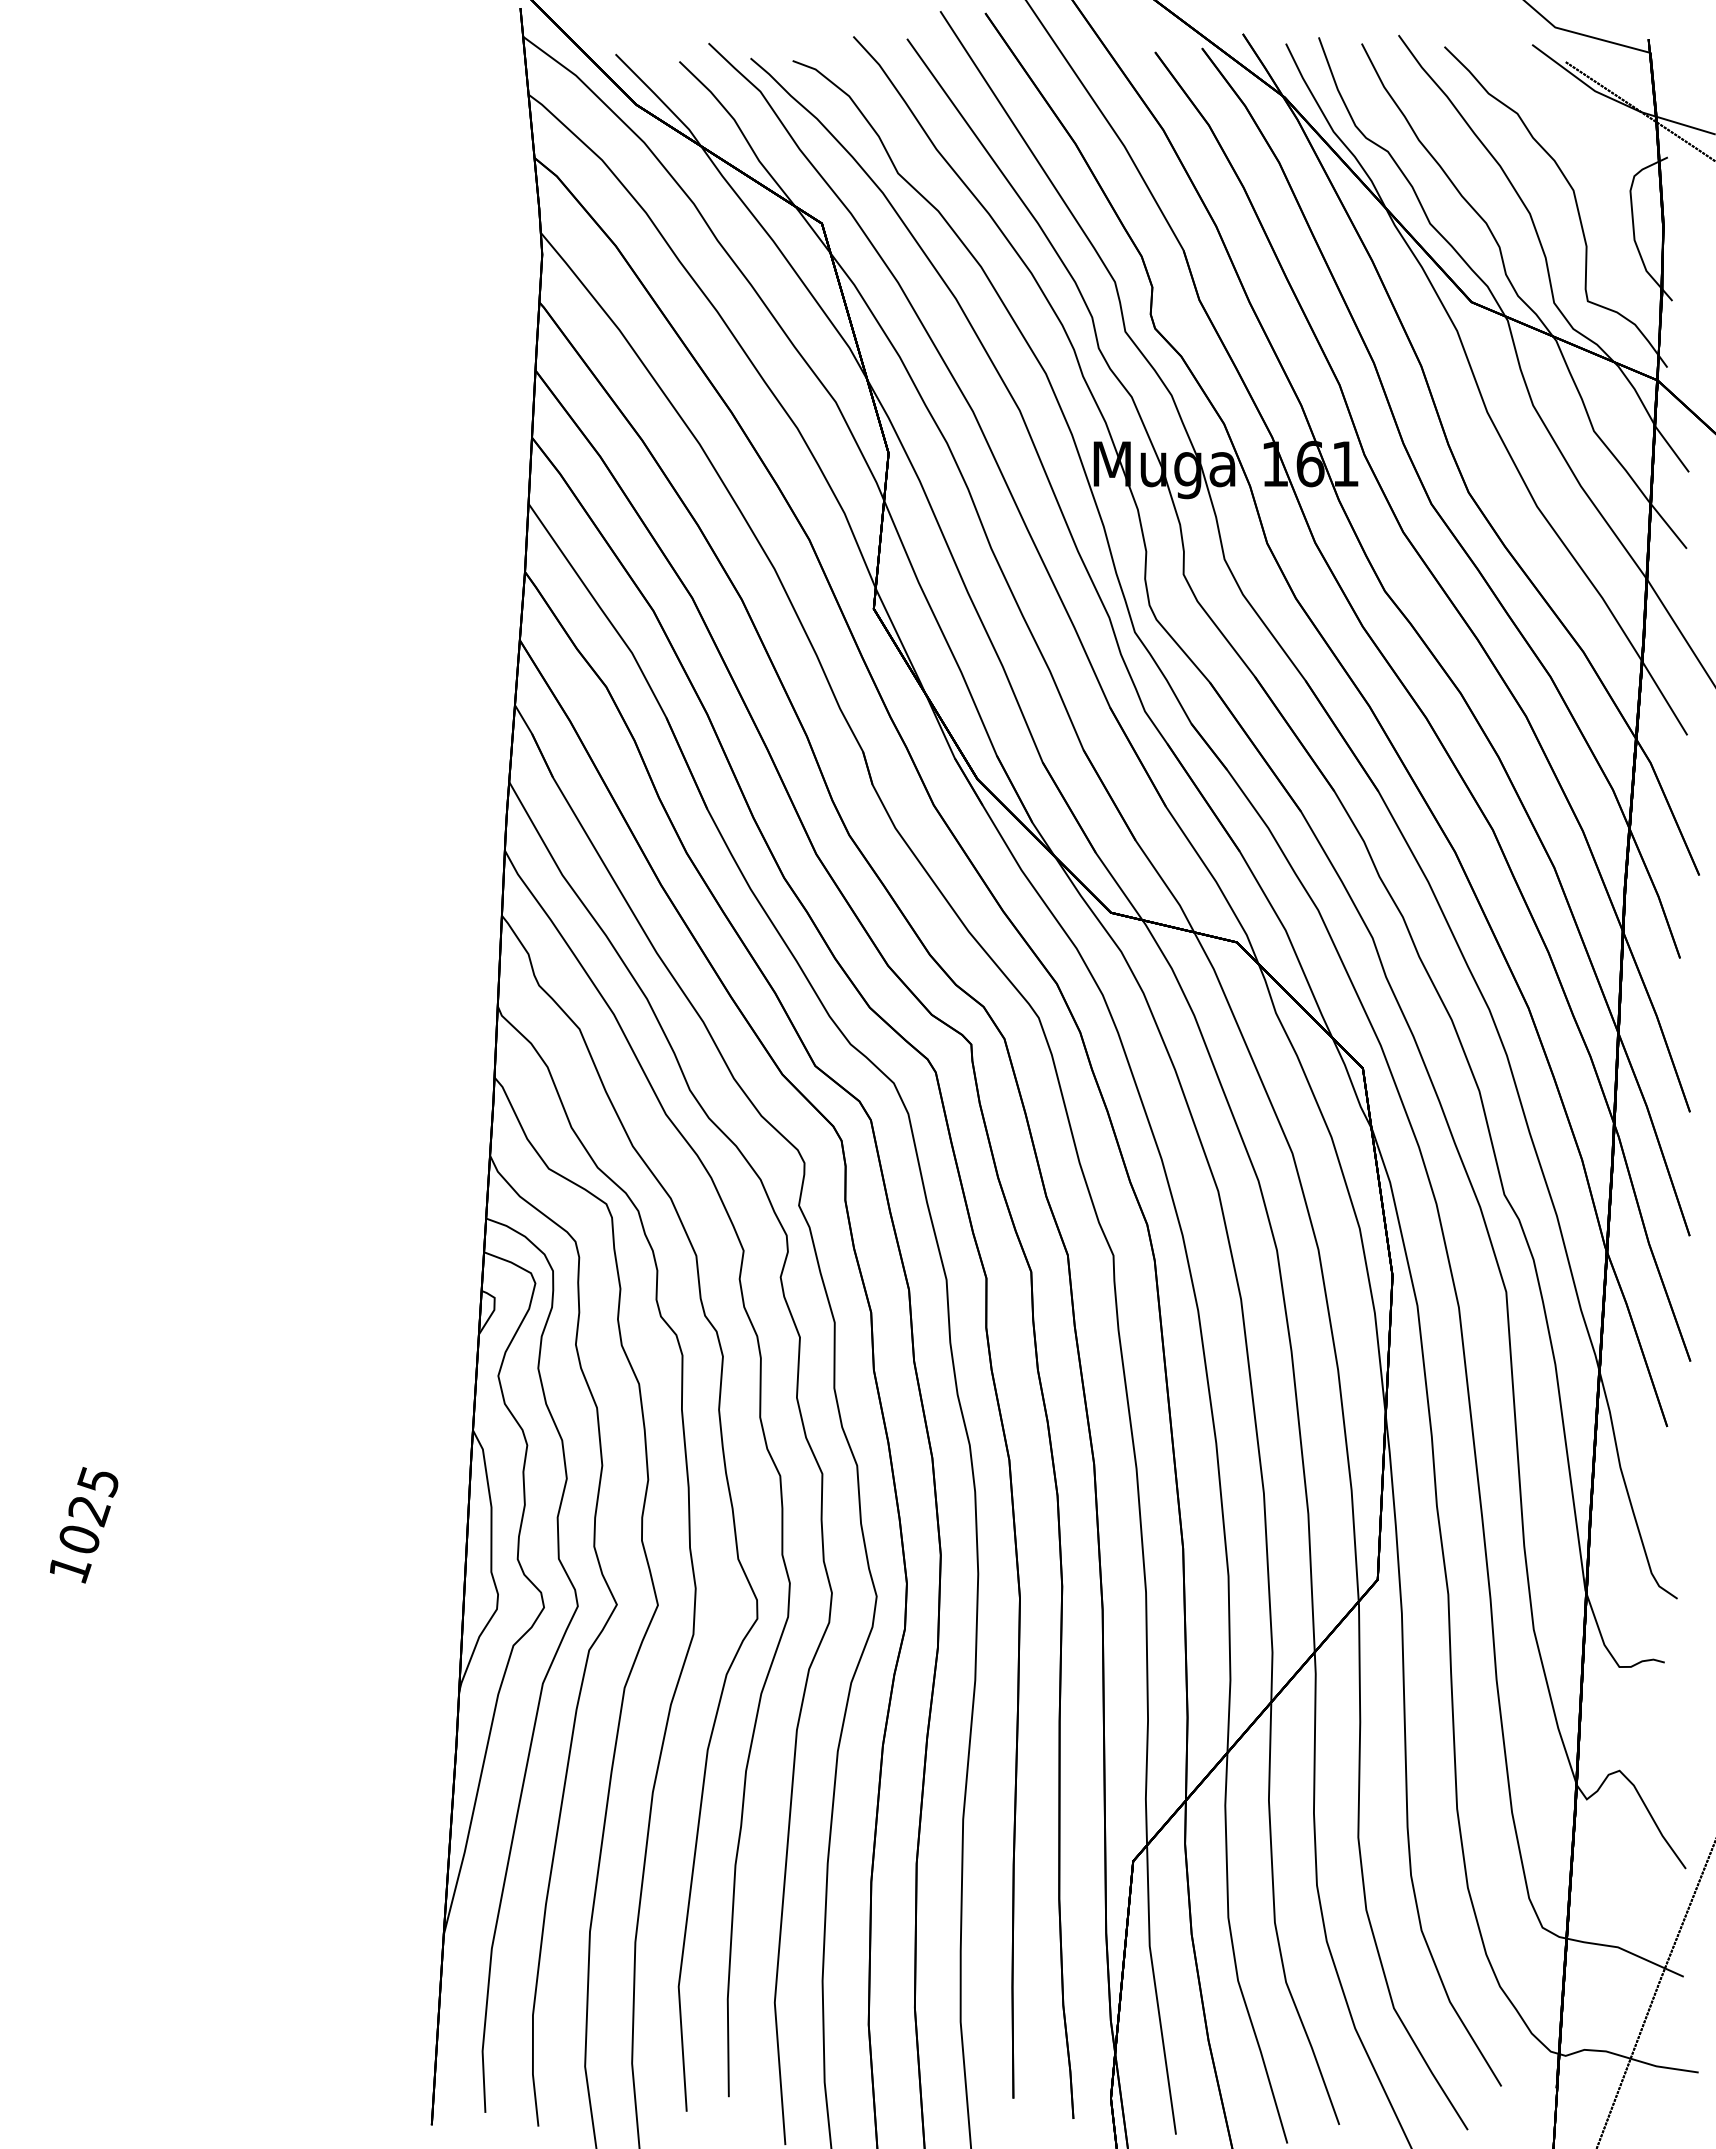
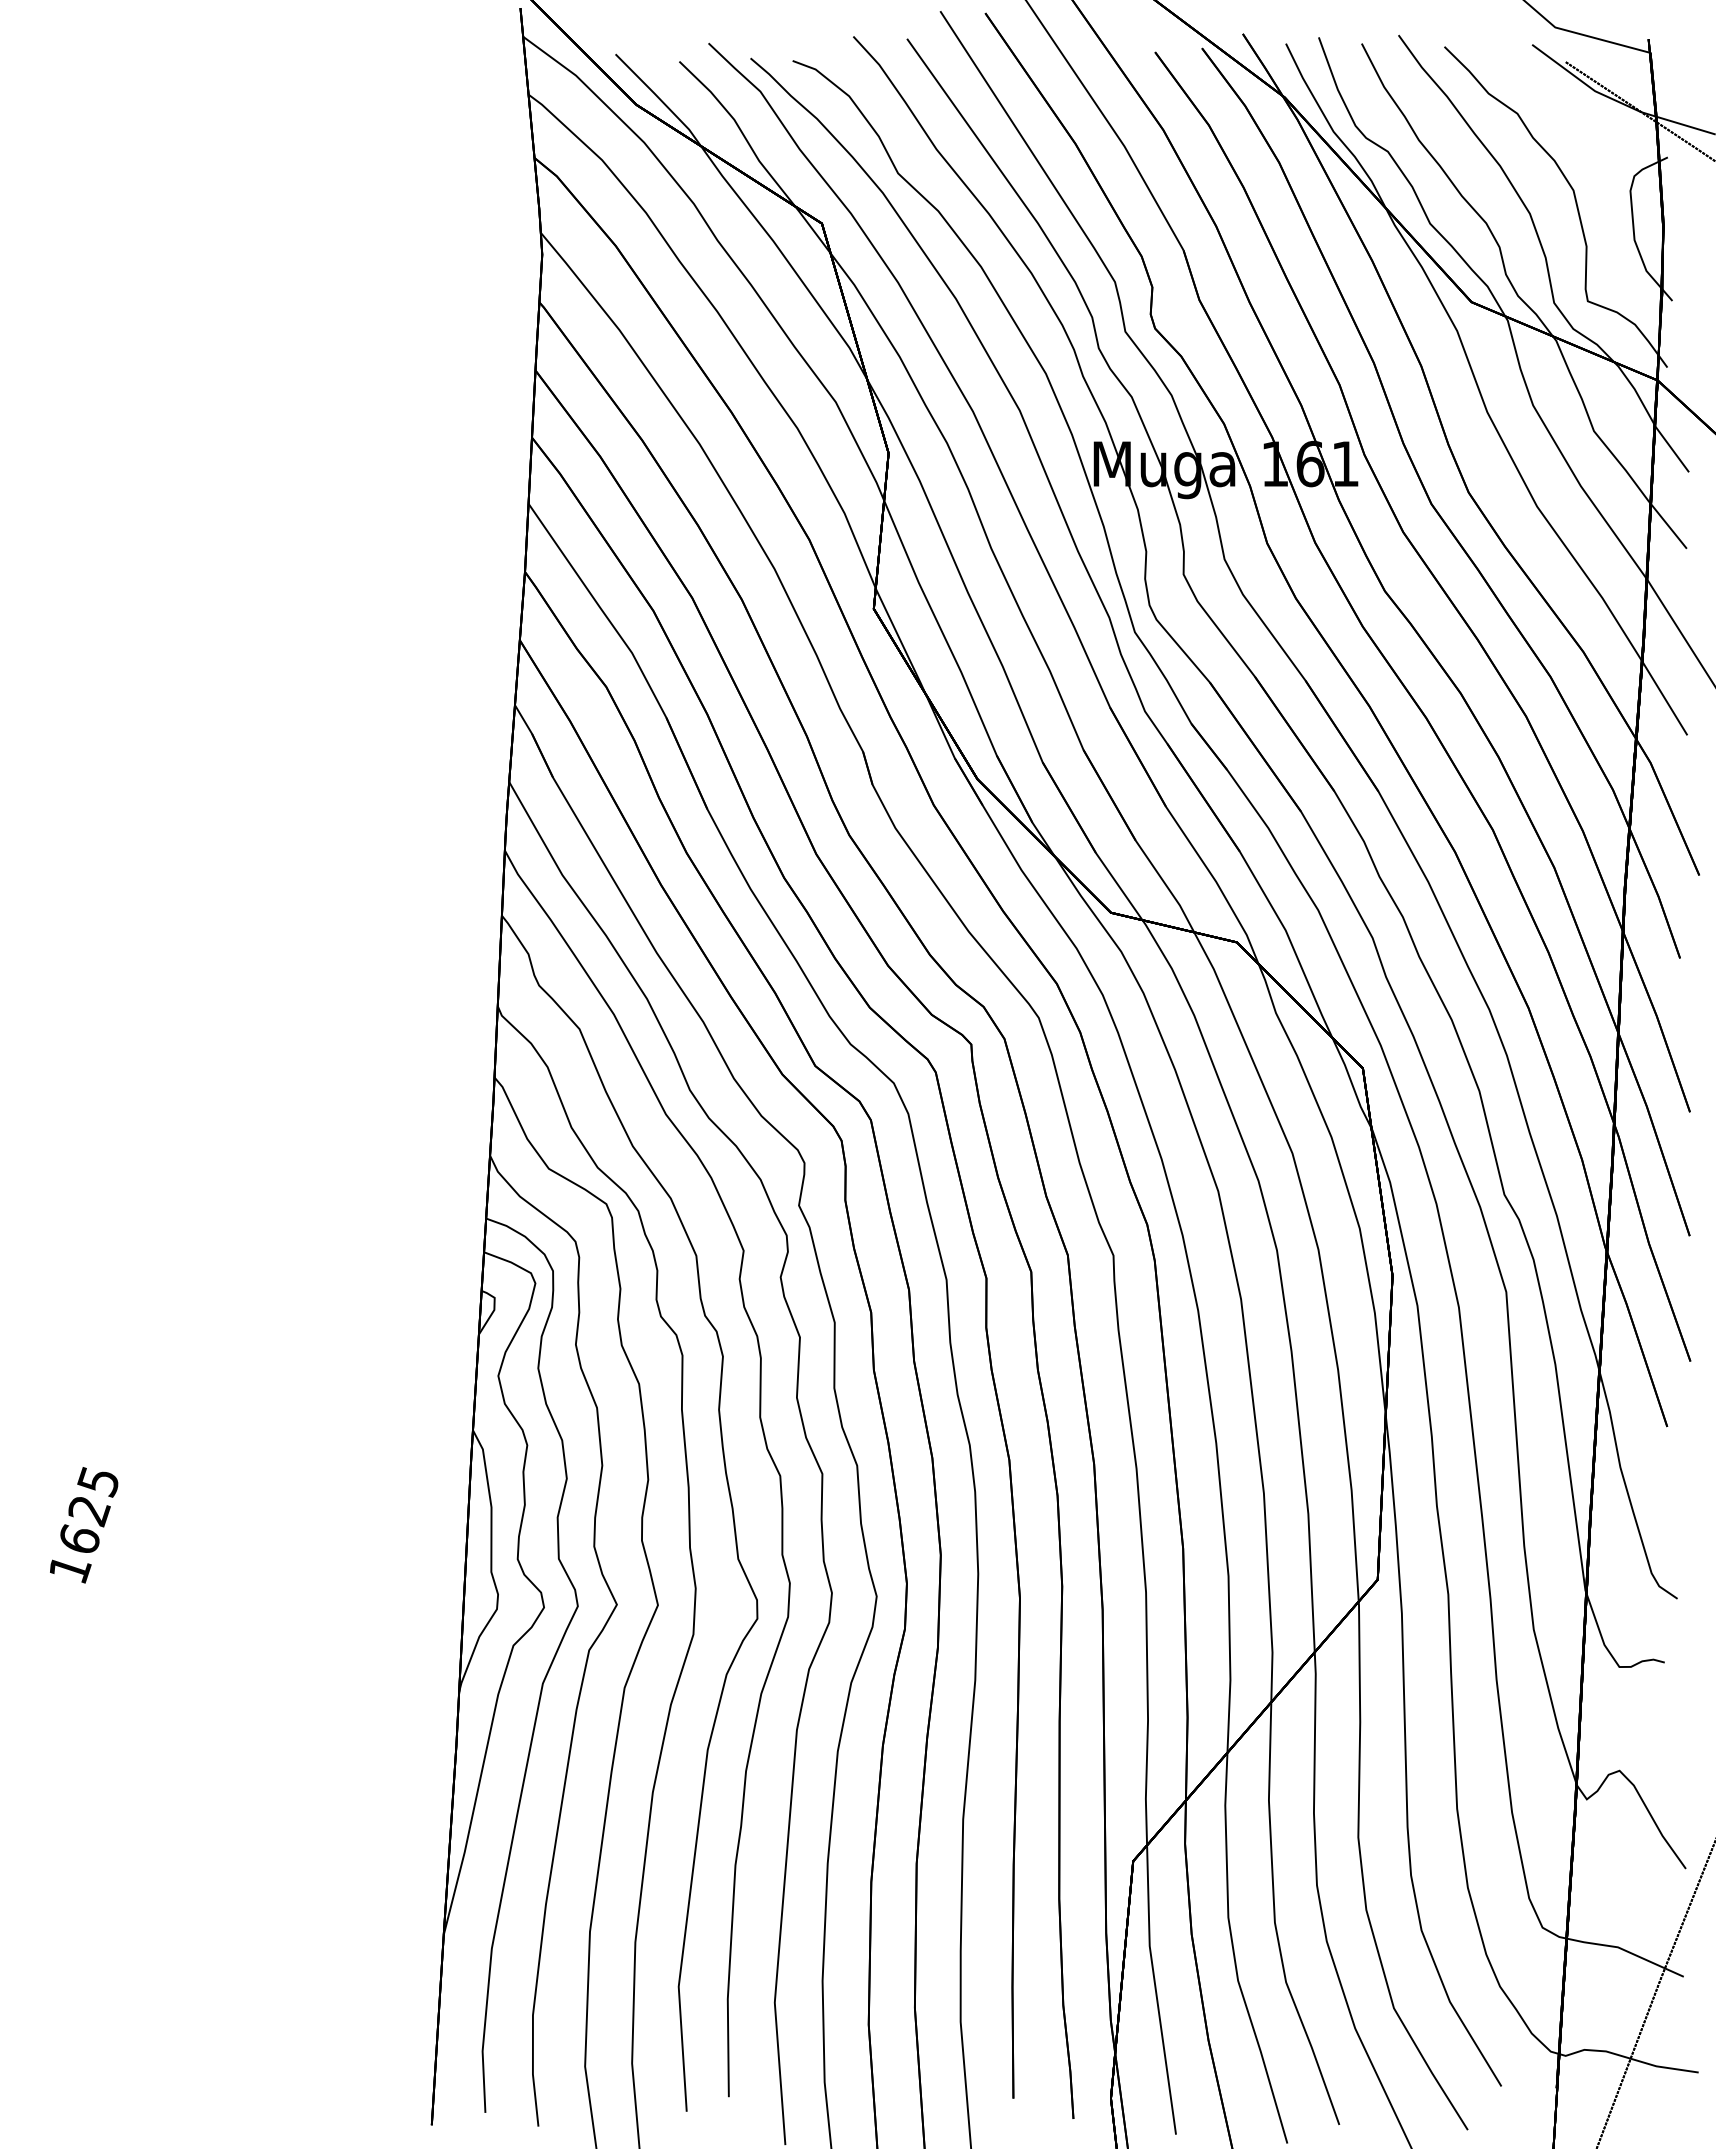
text: 1025 -> 1625 (79, 1538)
